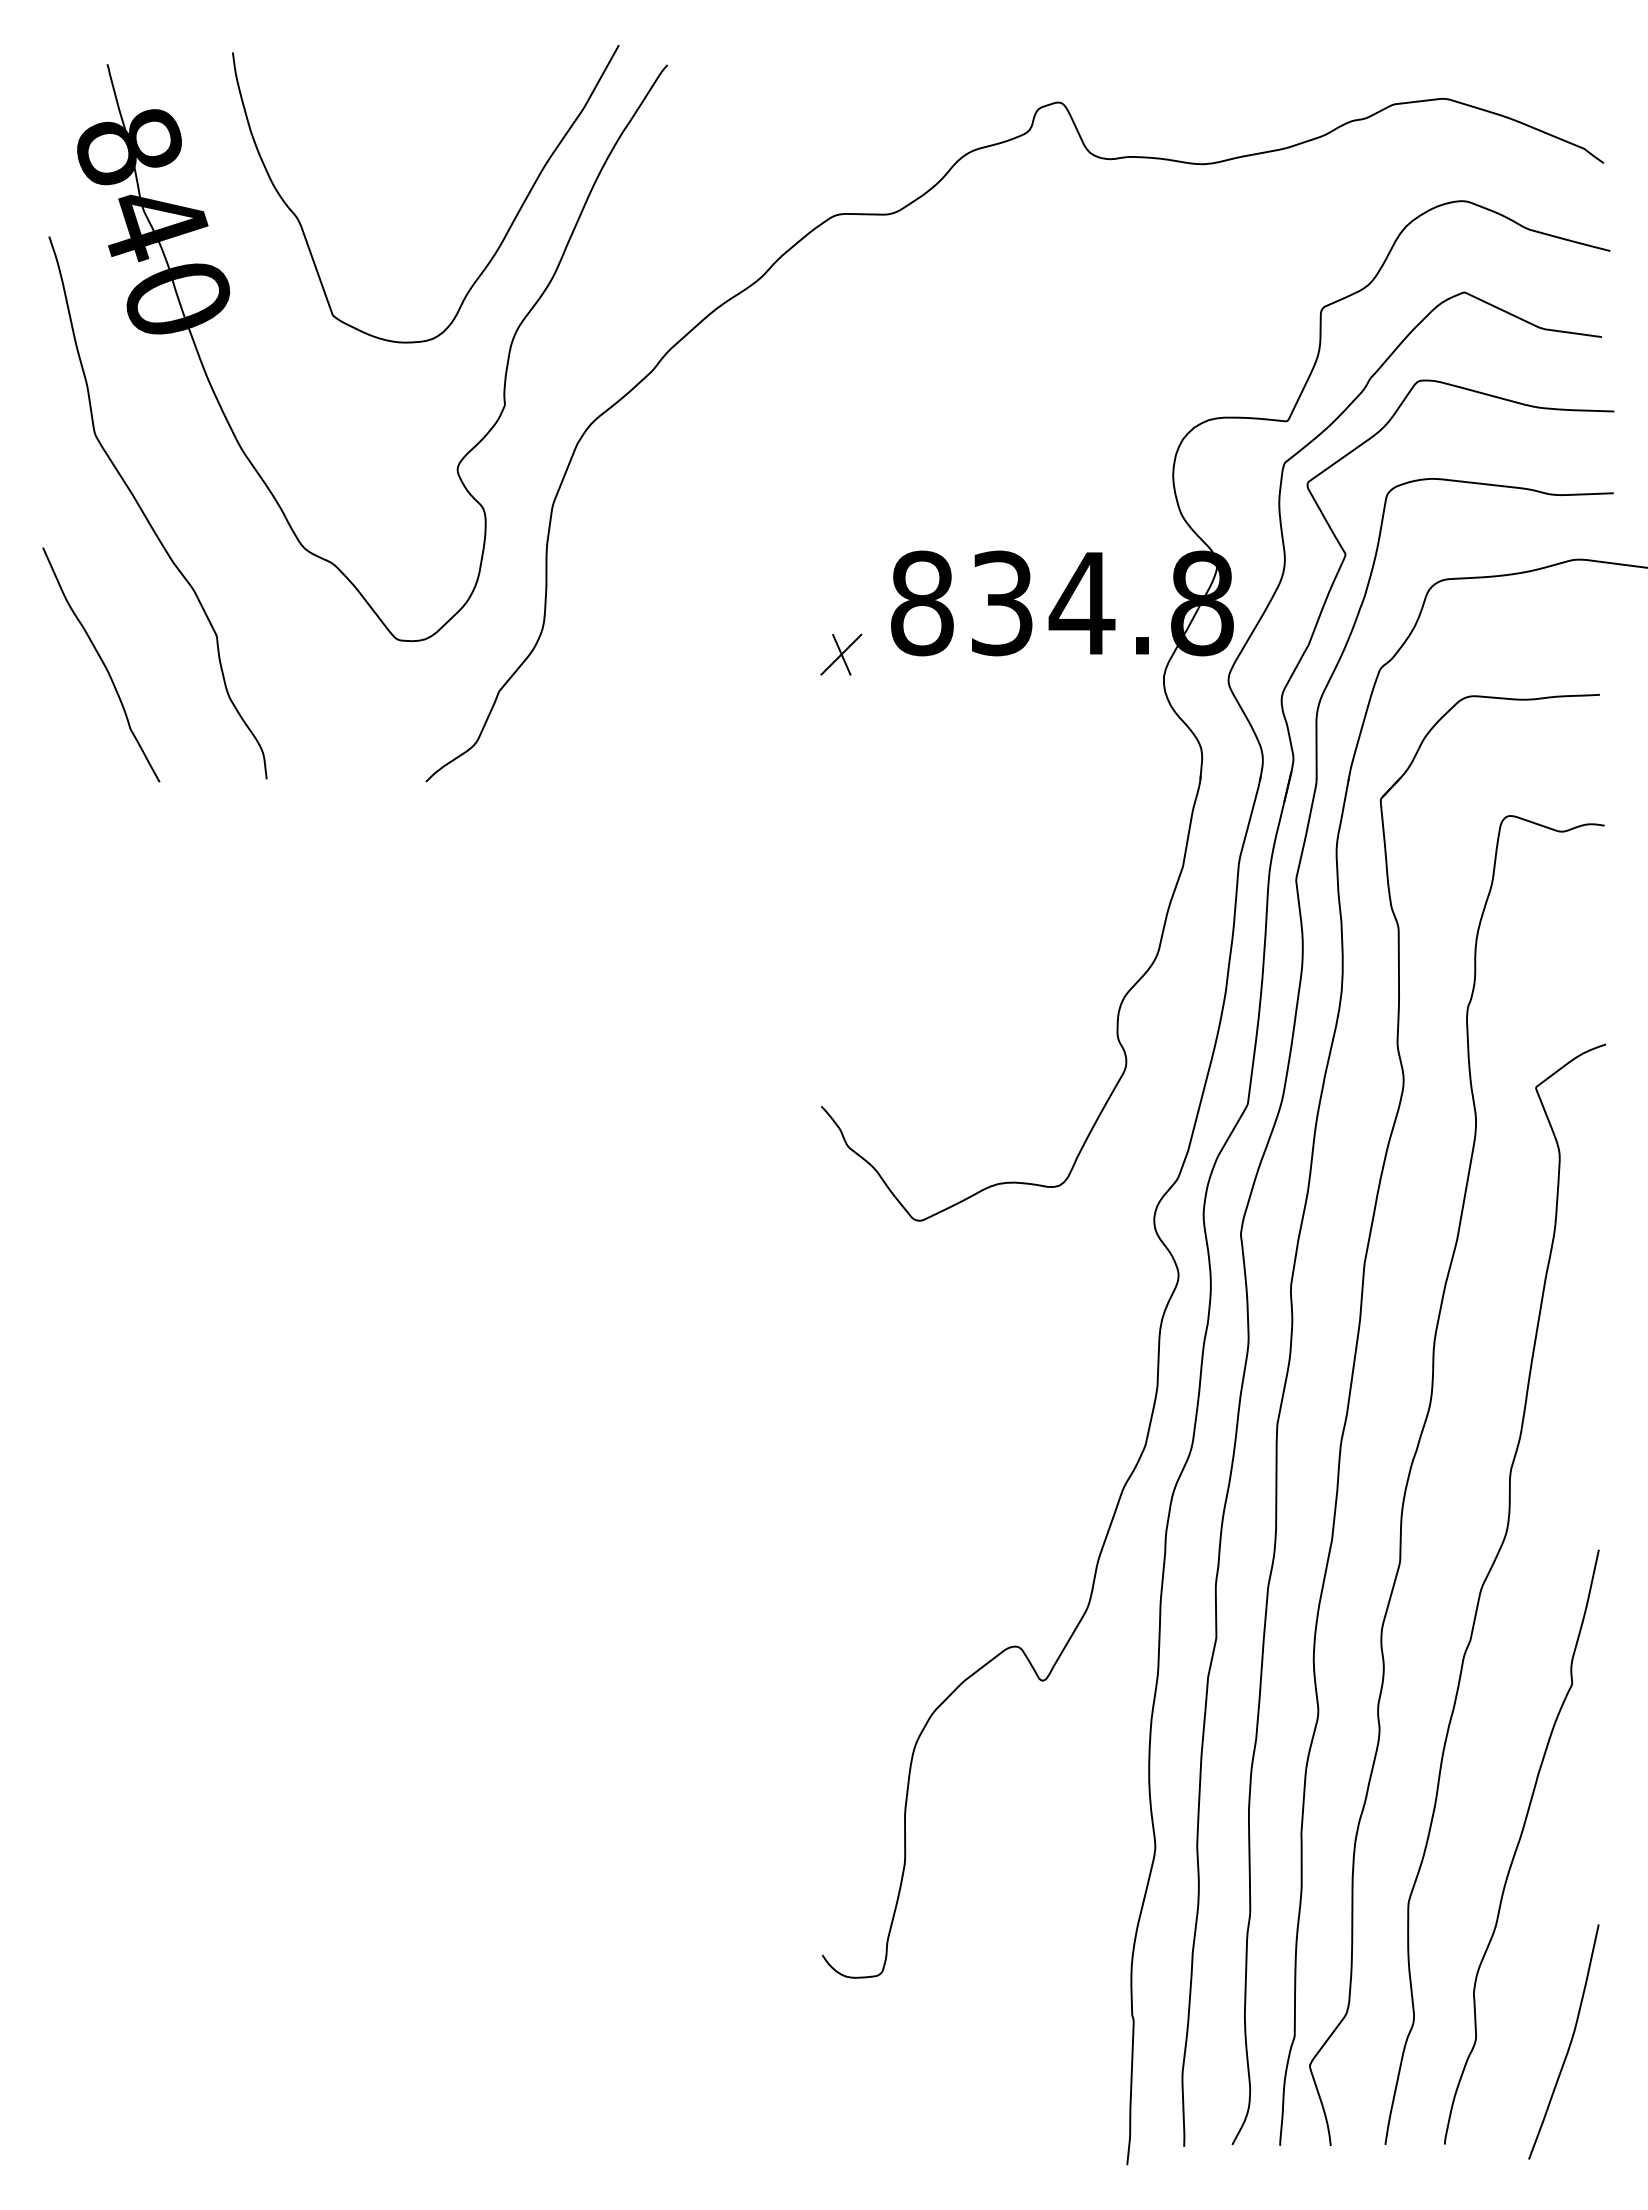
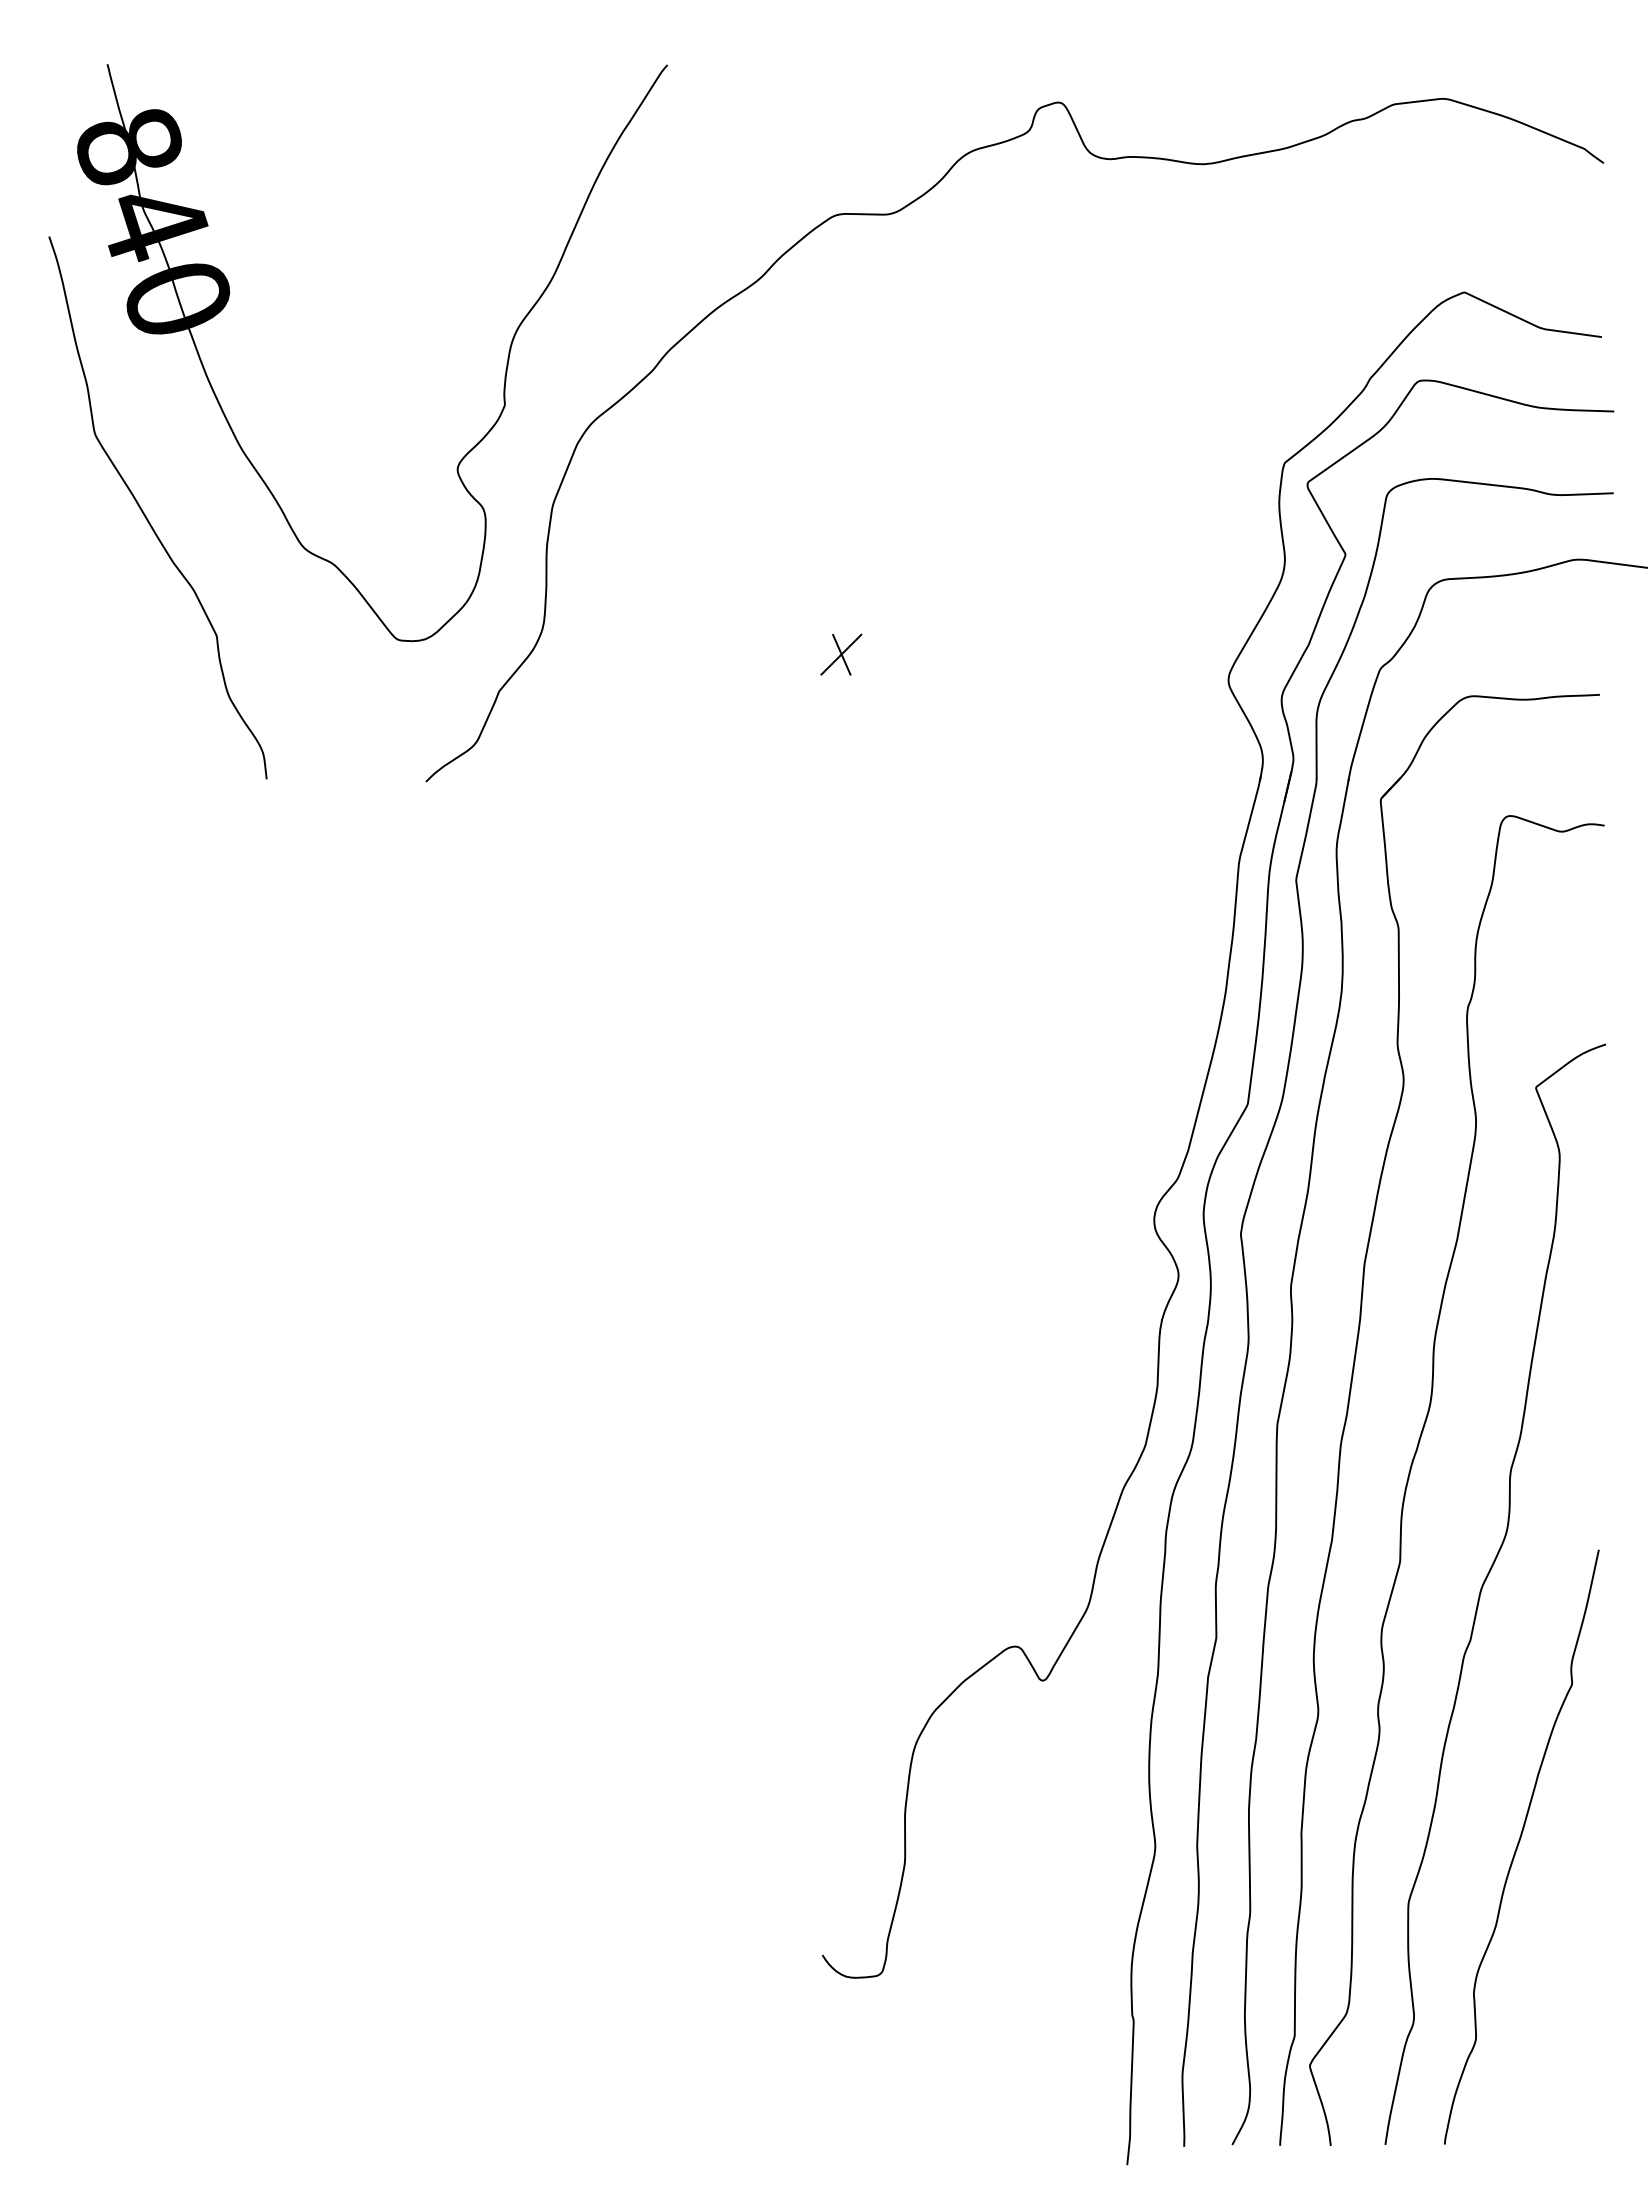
curve: present -> none (504, 235)
curve: present -> none (102, 663)
part: present -> none (1192, 730)
curve: present -> none (1569, 2043)
